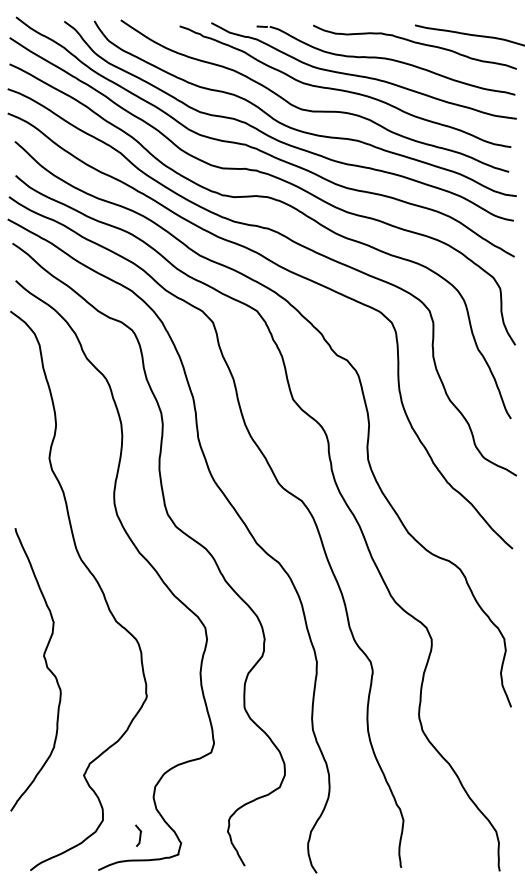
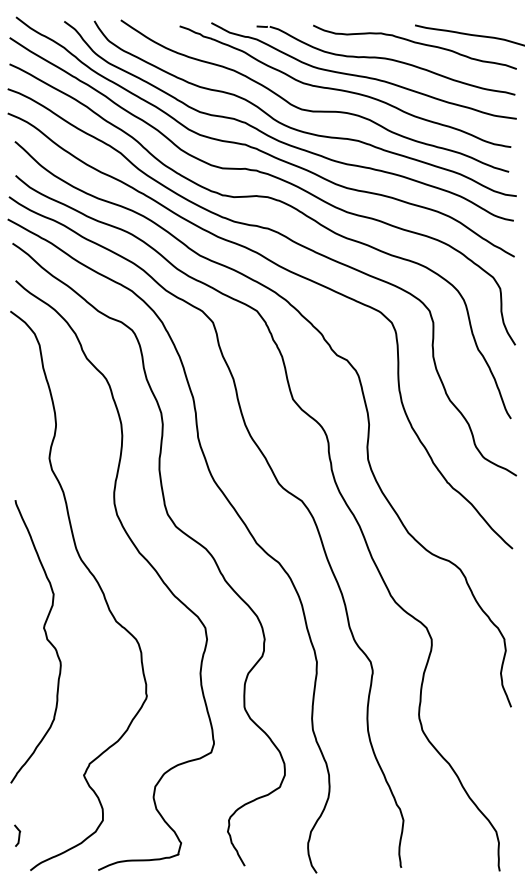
curve position: (45, 664) -> (45, 636) (45, 636)
curve position: (139, 835) -> (18, 835) (18, 835)
